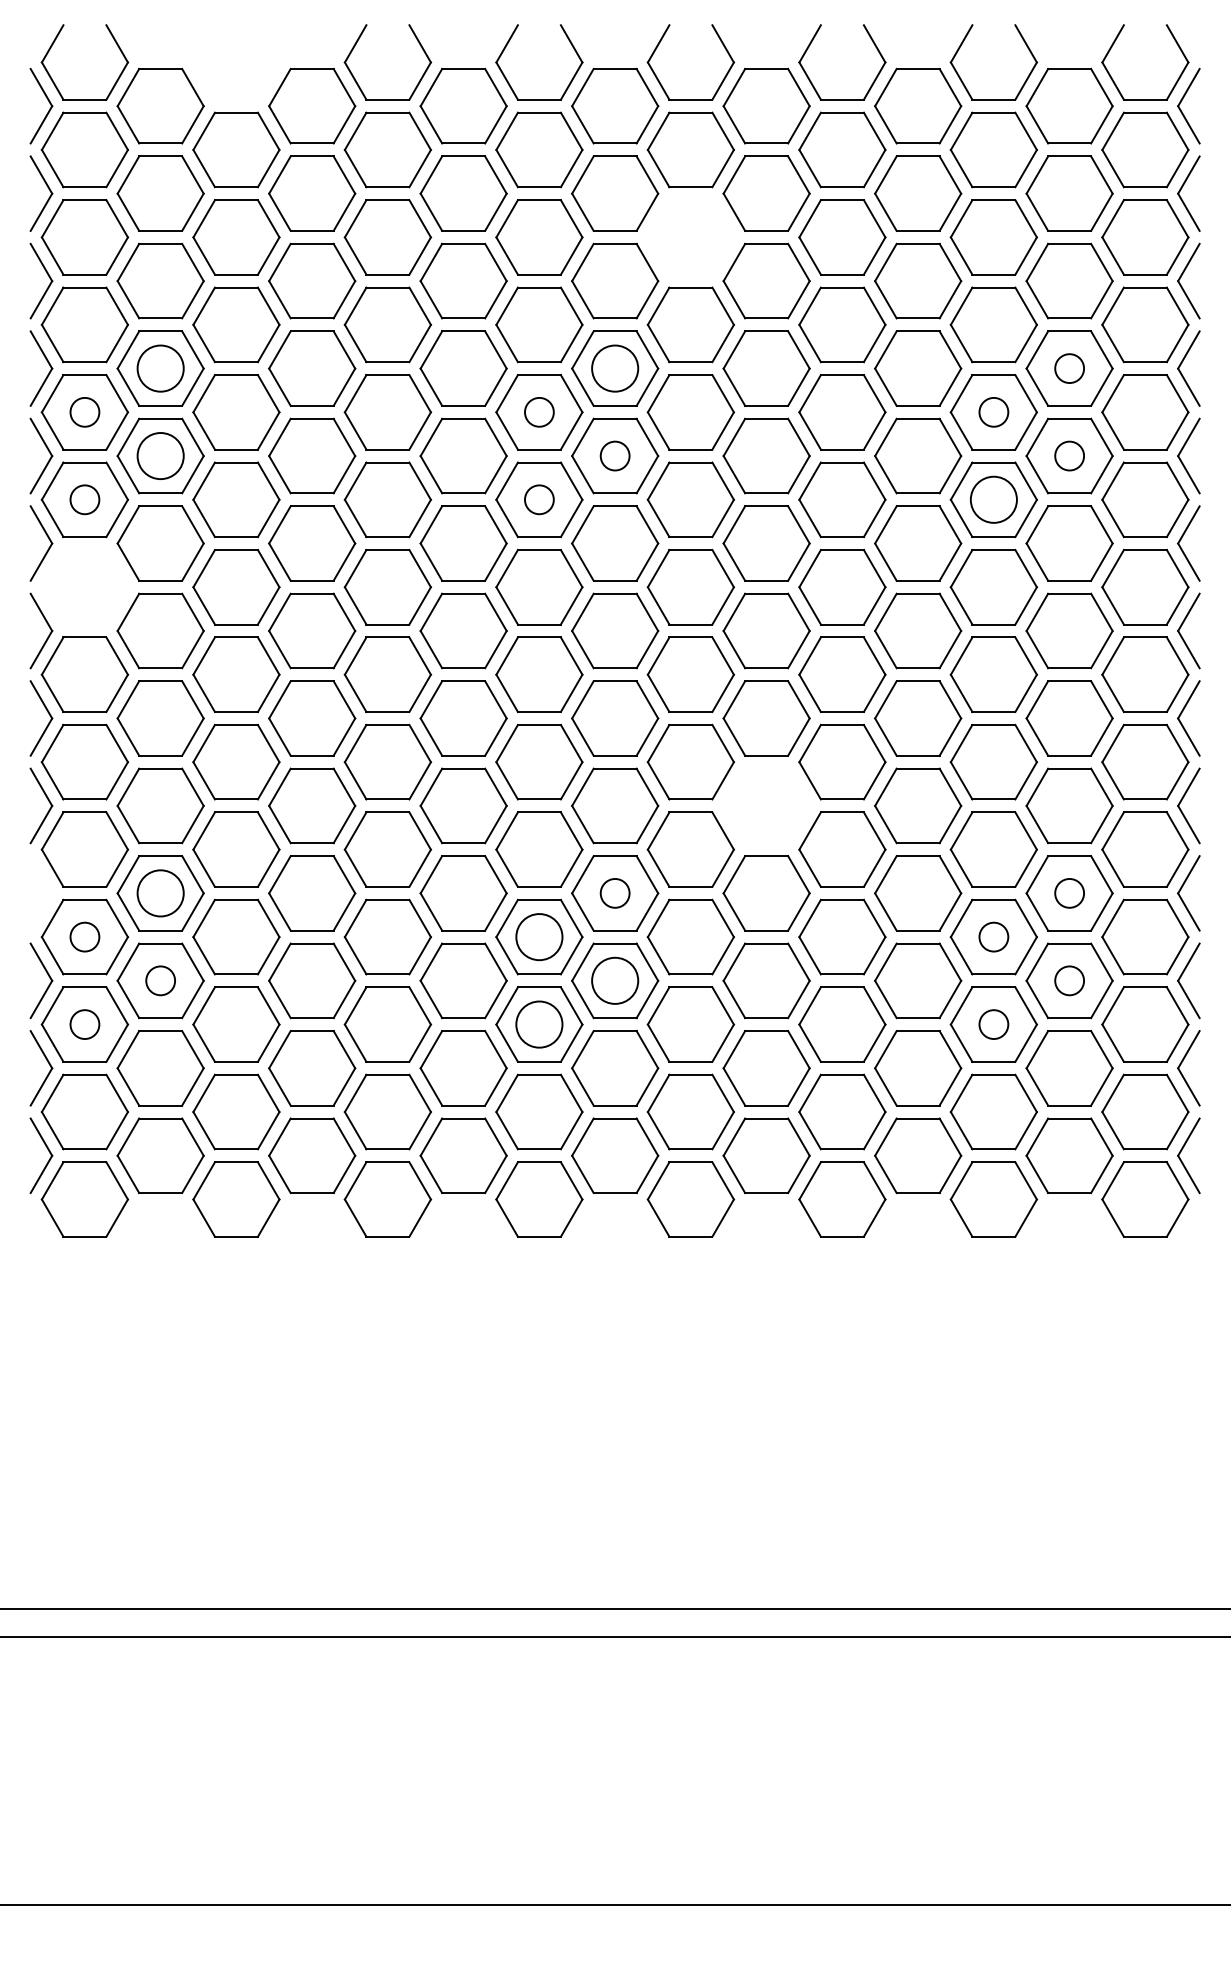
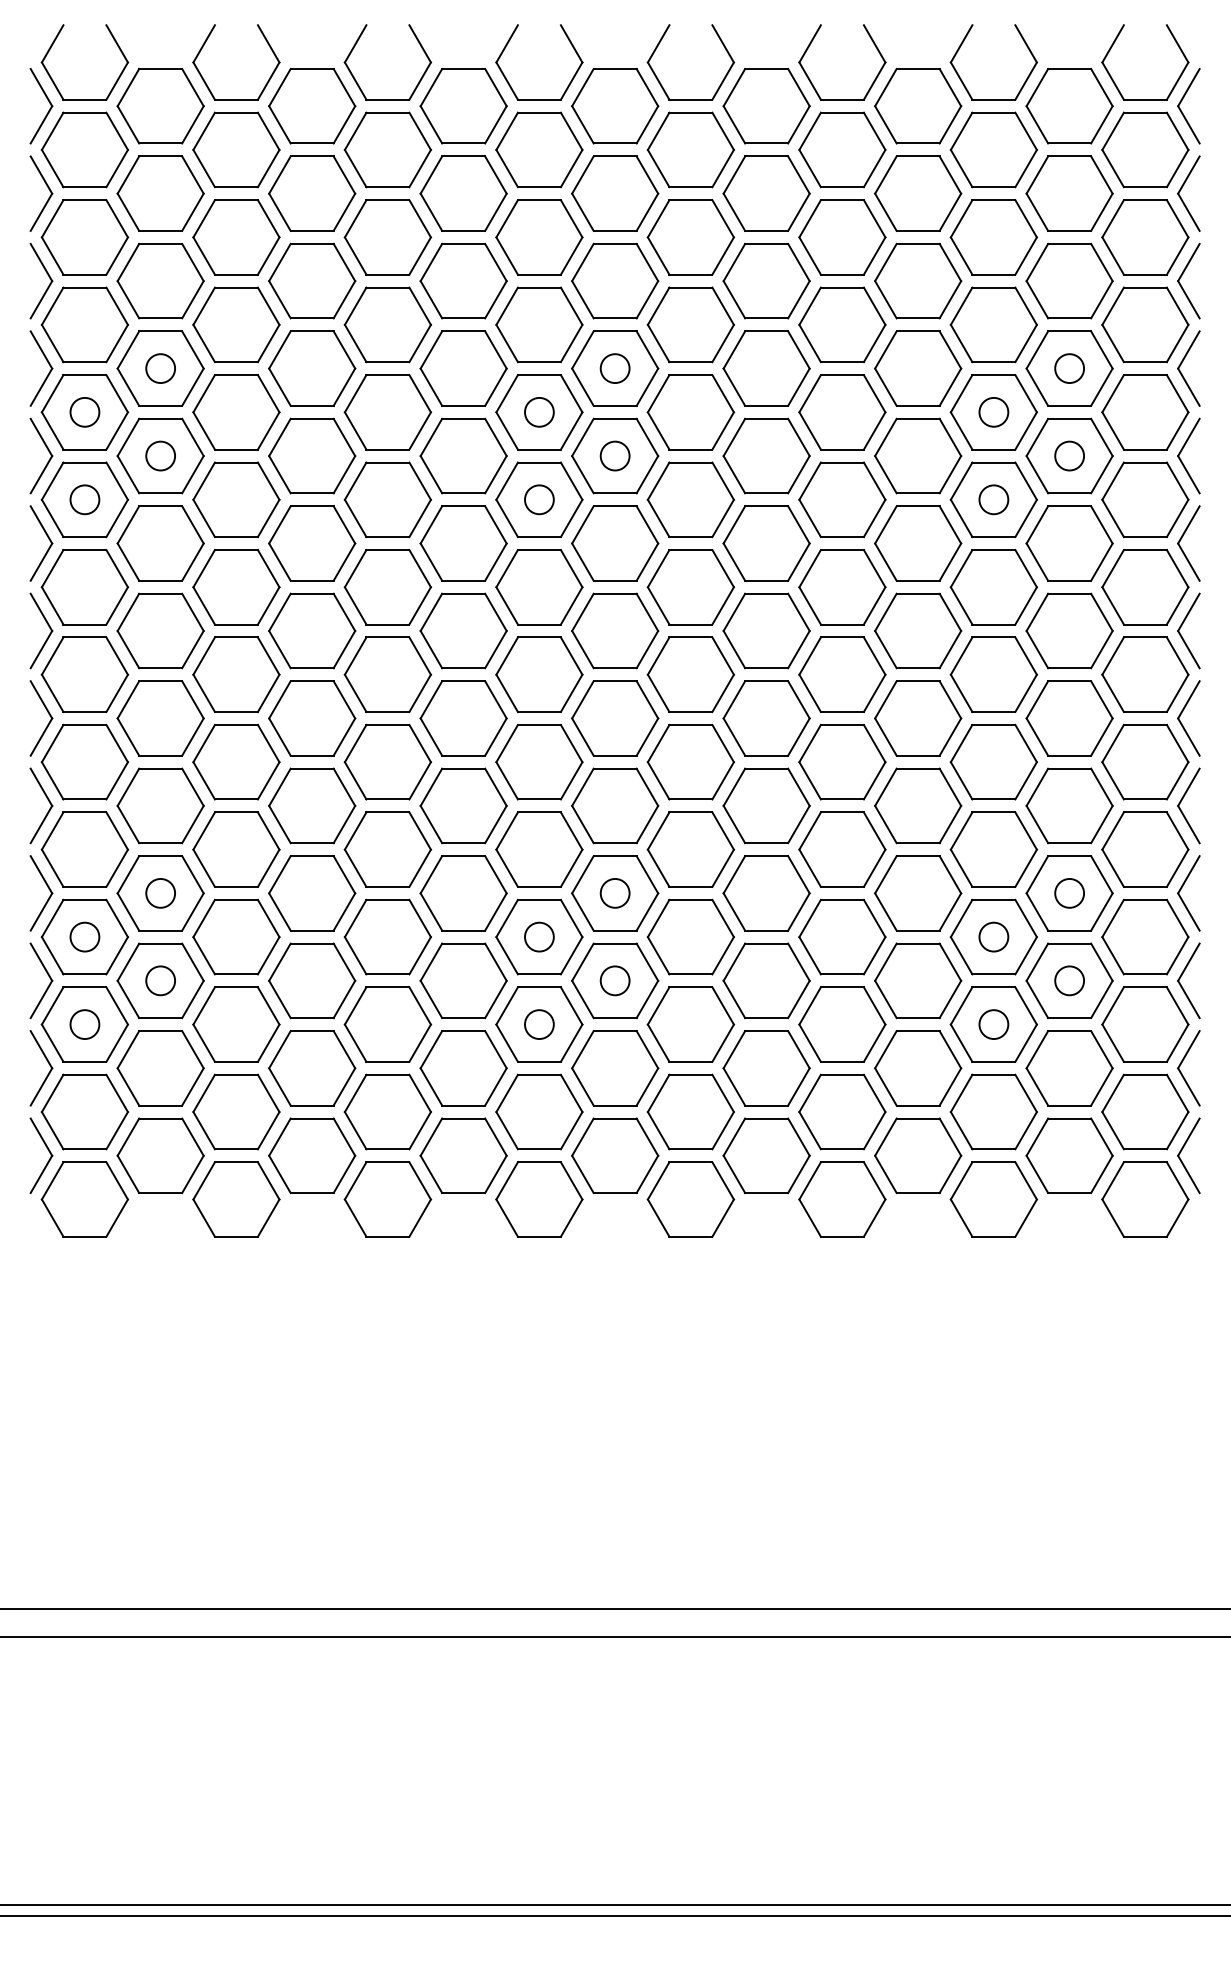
part: none -> present (206, 42)
part: none -> present (690, 237)
circle diameter: 46 px -> 29 px (160, 368)
circle diameter: 46 px -> 29 px (614, 368)
circle diameter: 46 px -> 29 px (160, 455)
circle diameter: 46 px -> 29 px (993, 499)
part: none -> present (84, 587)
part: none -> present (766, 805)
part: none -> present (48, 889)
circle diameter: 46 px -> 29 px (160, 892)
circle diameter: 46 px -> 29 px (539, 936)
circle diameter: 46 px -> 29 px (614, 980)
circle diameter: 46 px -> 29 px (539, 1024)
line: none -> present (614, 1915)
